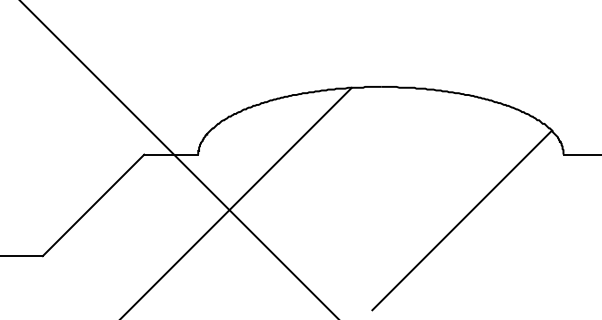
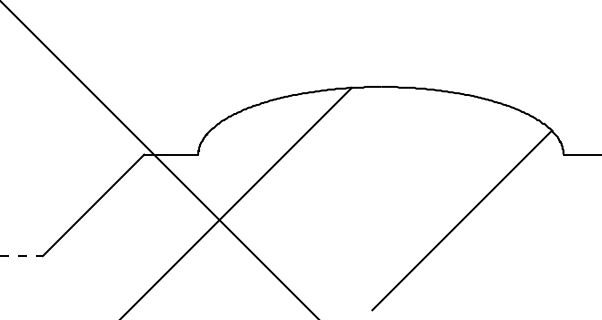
line position: (178, 159) -> (158, 159) (158, 159)
line: solid -> dashed (21, 256)
